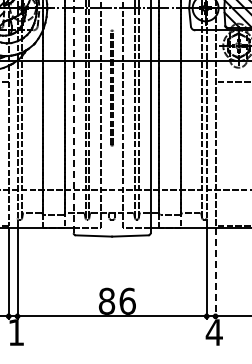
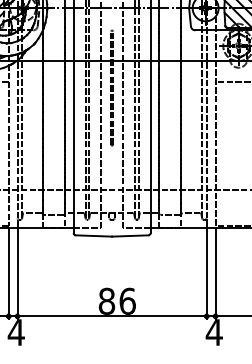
line: dashed -> solid (73, 116)
line: dashed -> solid (215, 273)
text: 1 -> 4 (15, 332)
